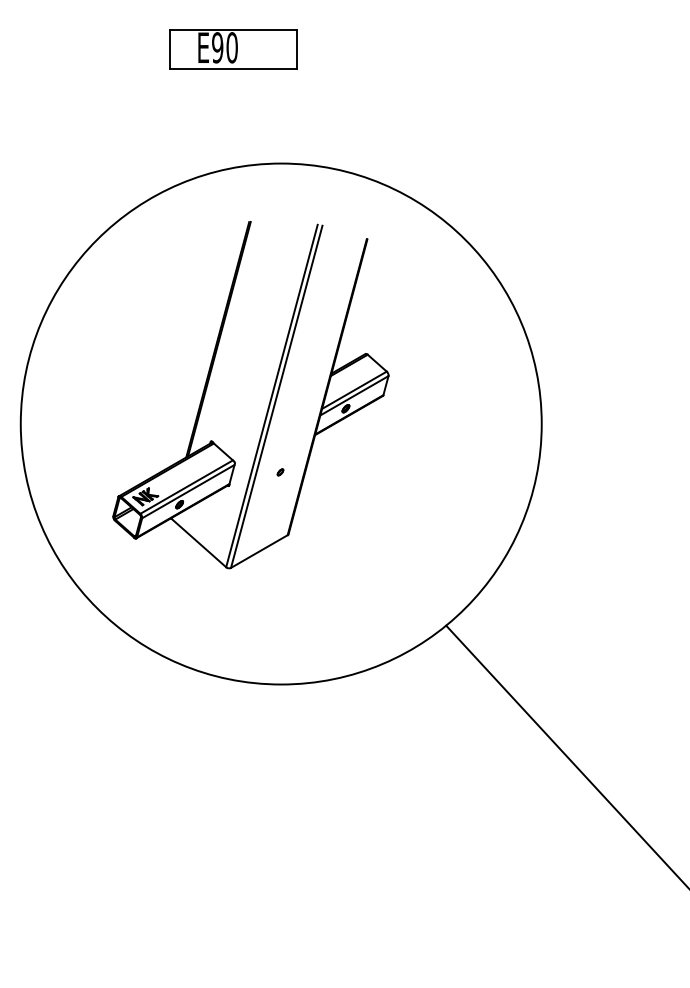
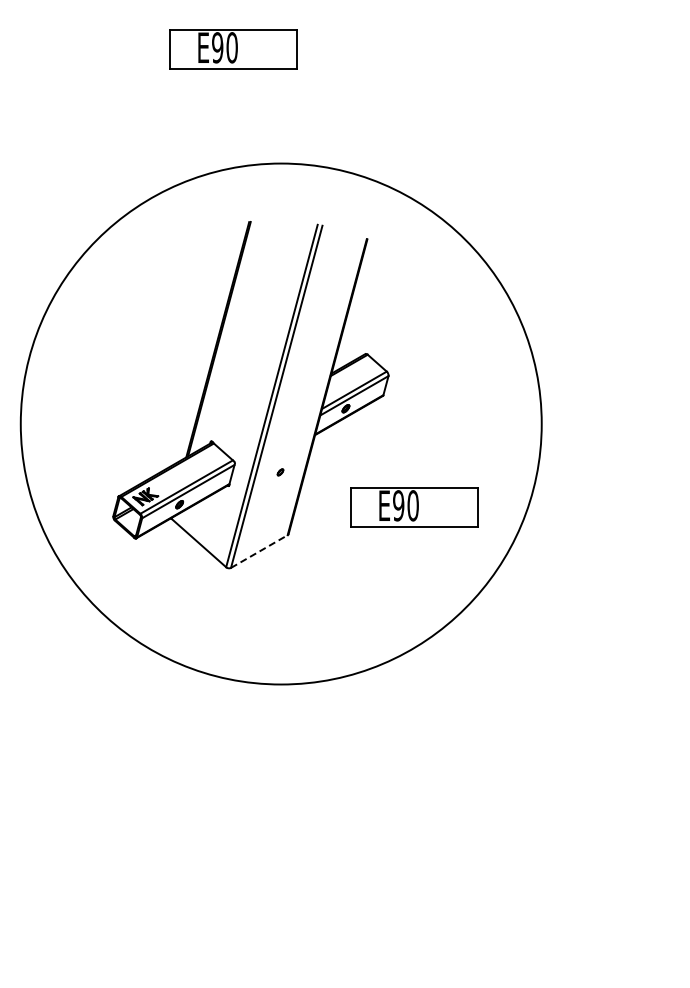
part: none -> present (414, 507)
line: solid -> dashed (259, 551)
line: present -> none (566, 755)
